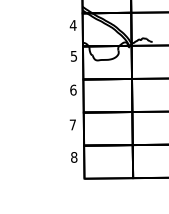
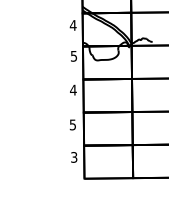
text: 6 -> 4 (73, 89)
text: 7 -> 5 (72, 124)
text: 8 -> 3 (74, 157)
